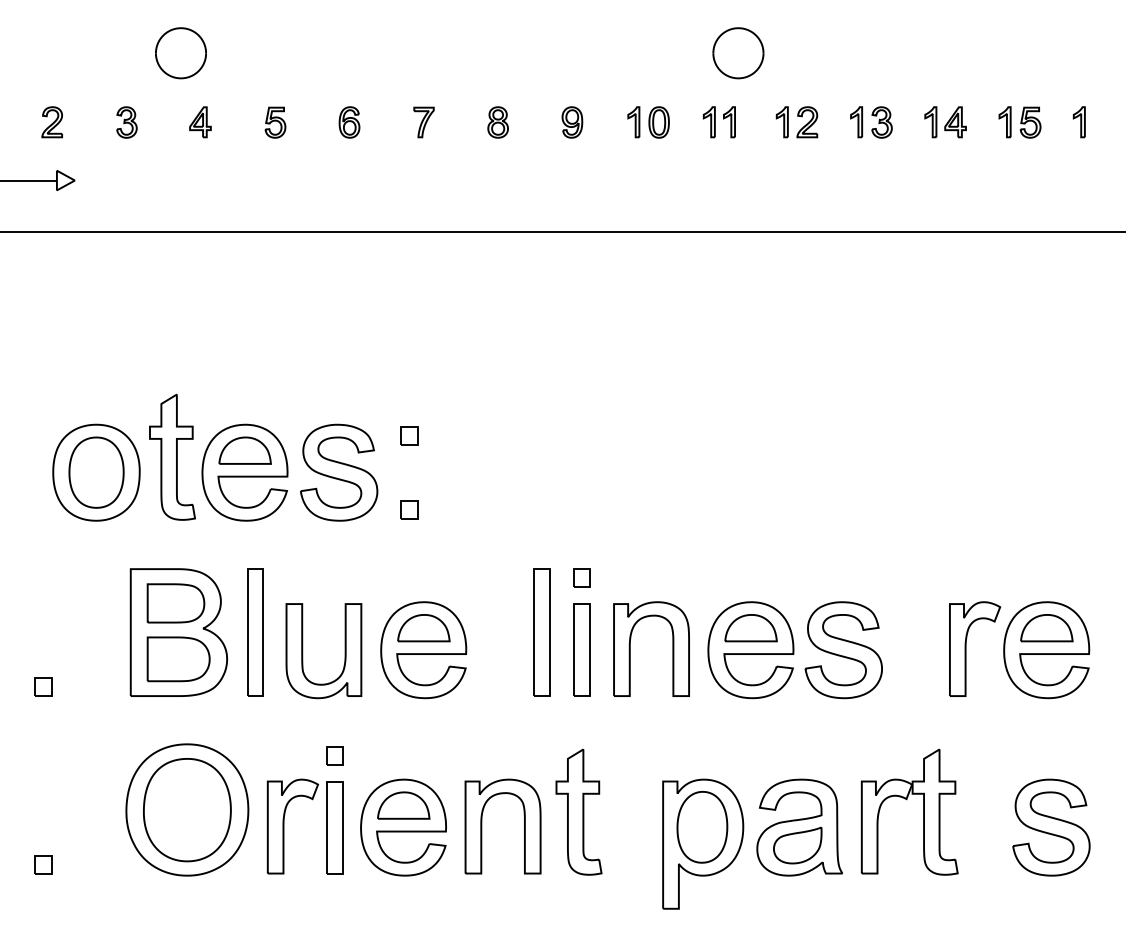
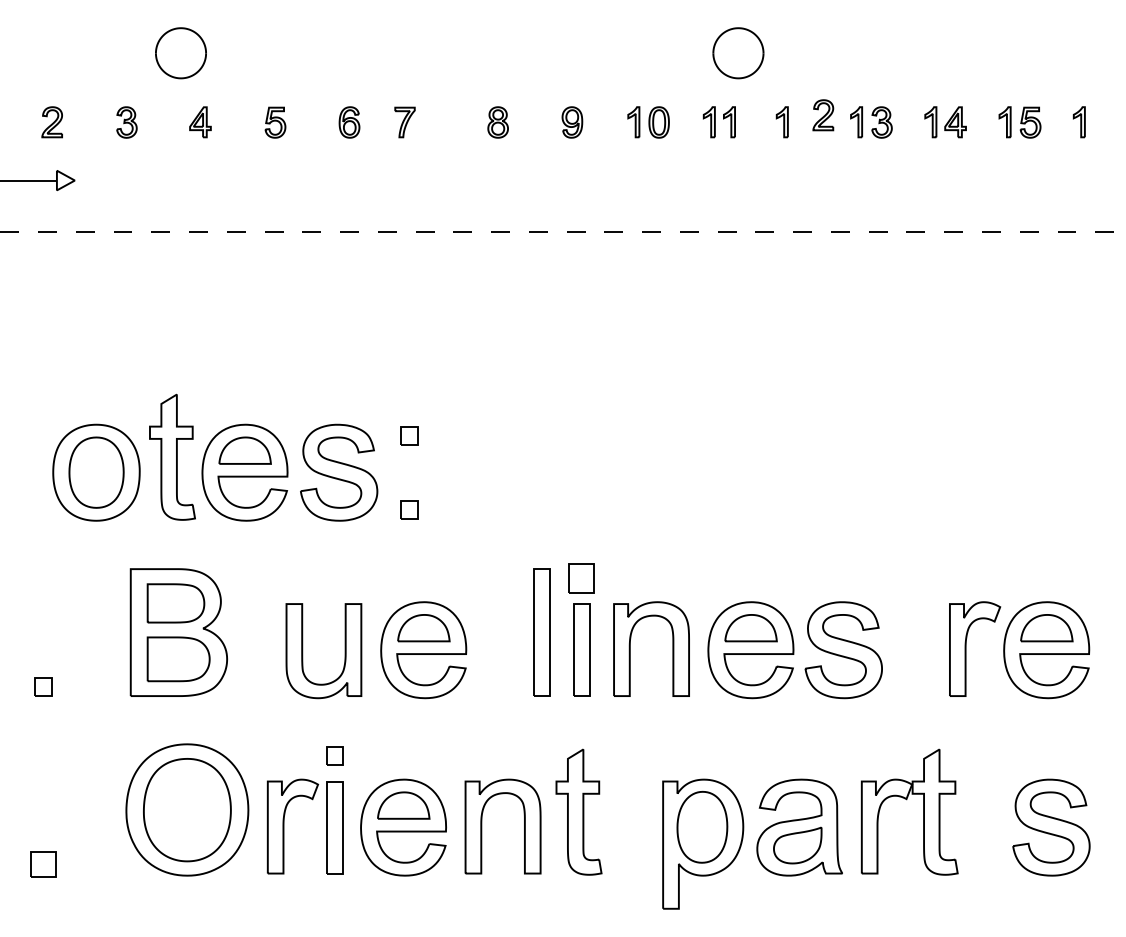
part position: (423, 122) -> (404, 122) (404, 122)
part position: (807, 122) -> (823, 115) (823, 115)
line: solid -> dashed (562, 231)
part size: 18x20 px -> 27x31 px (581, 578)
part: present -> none (255, 632)
part size: 19x20 px -> 27x27 px (43, 864)
